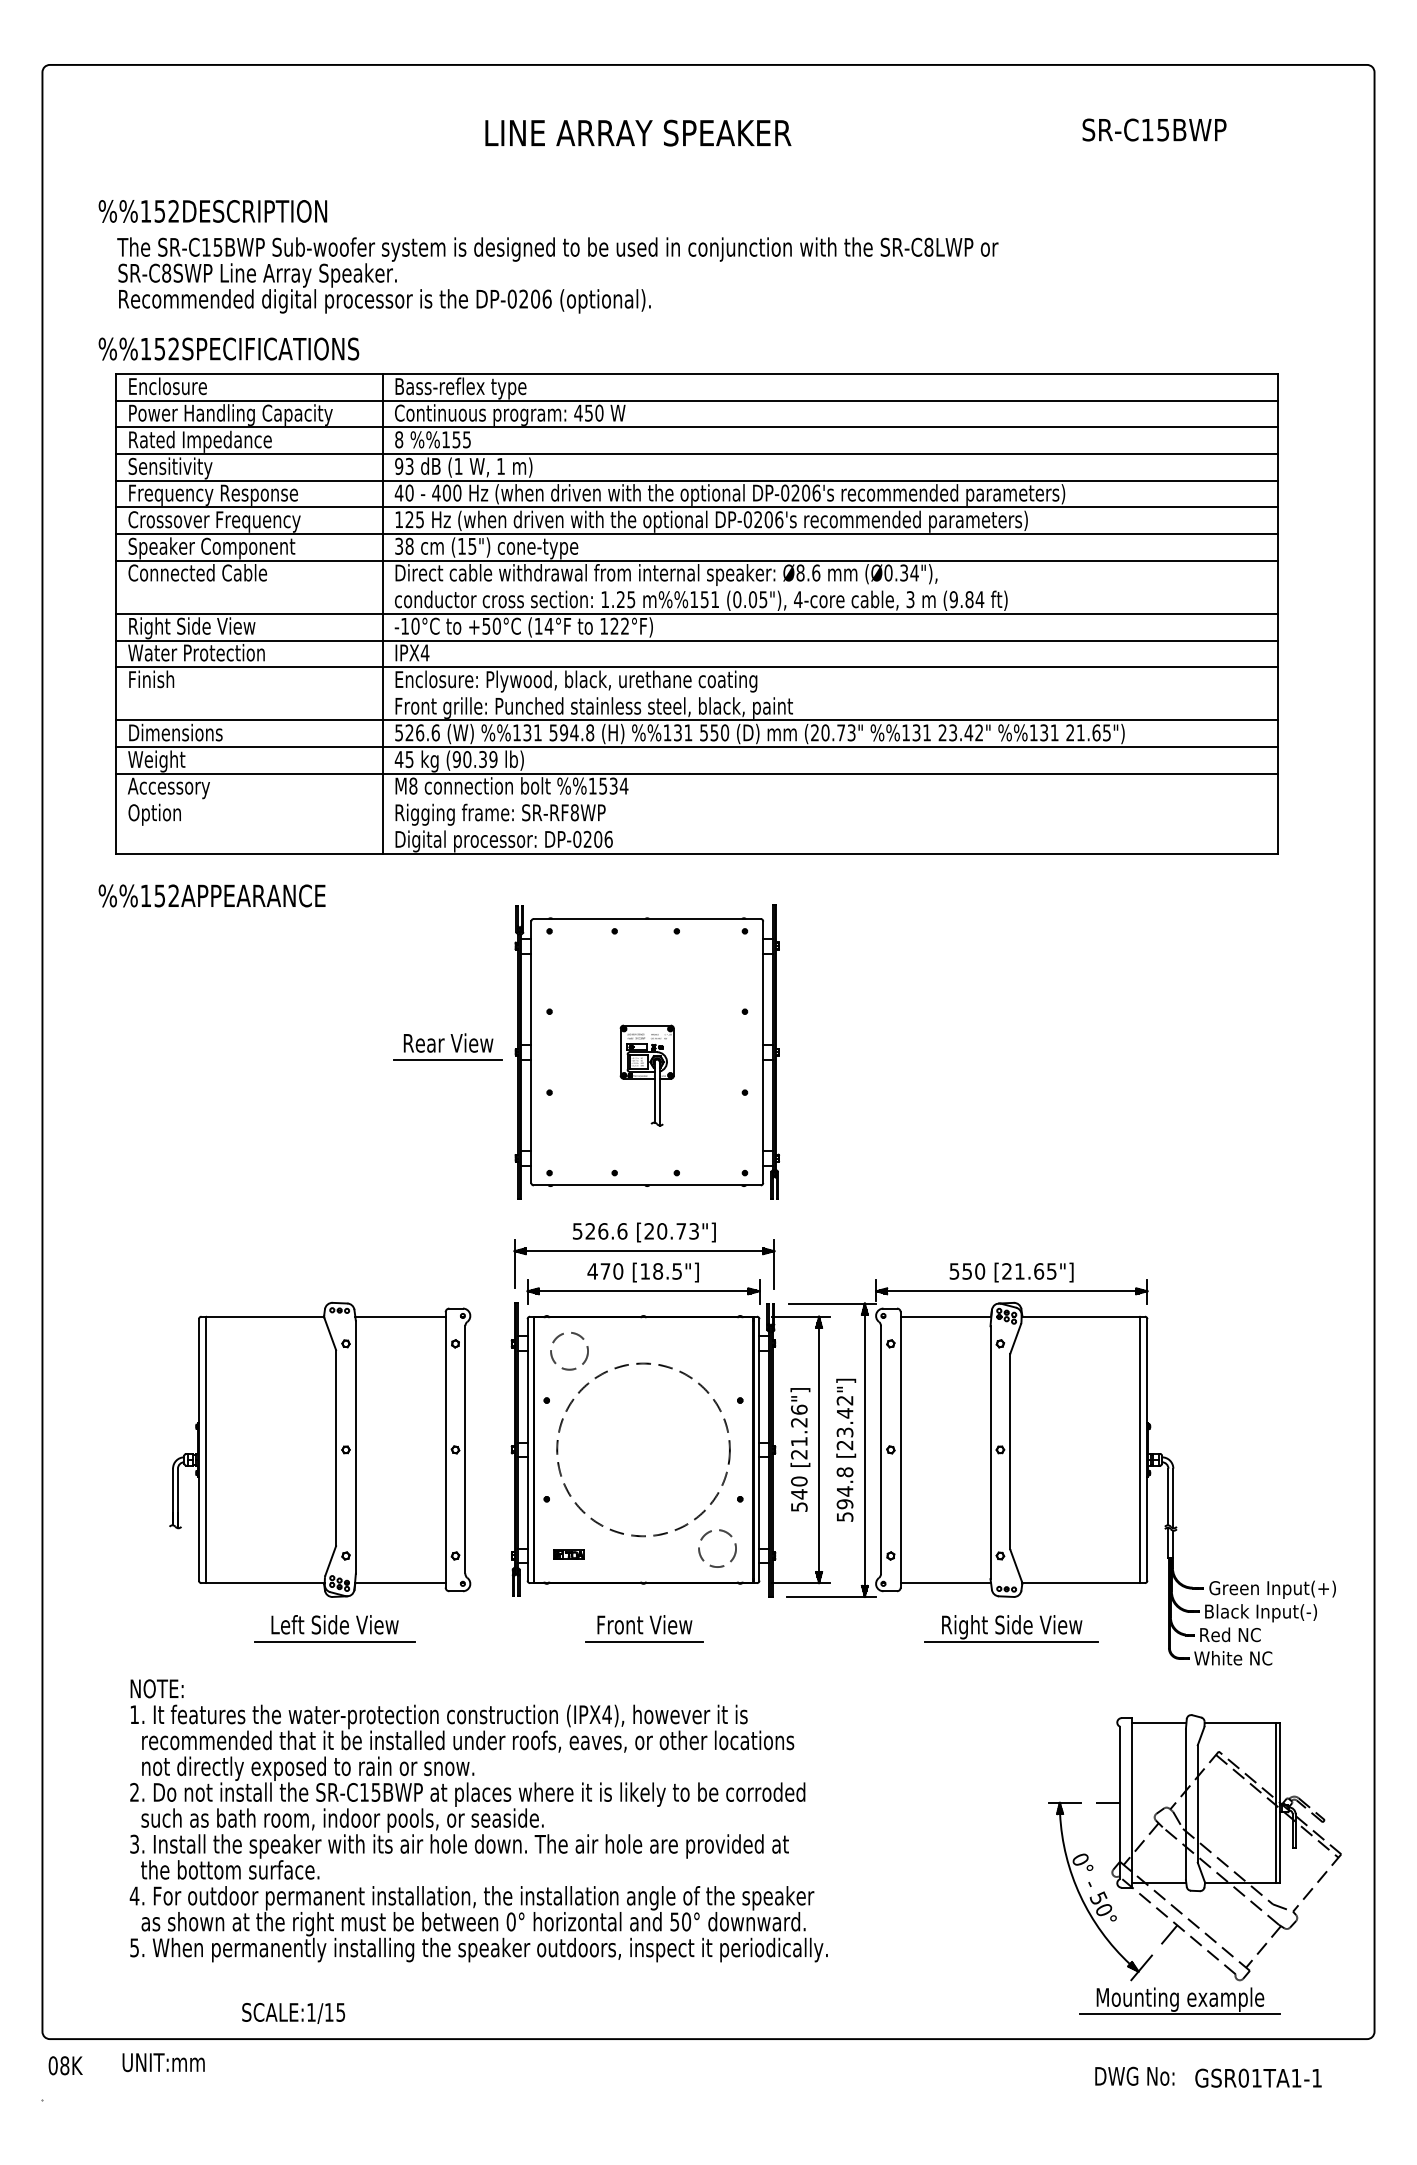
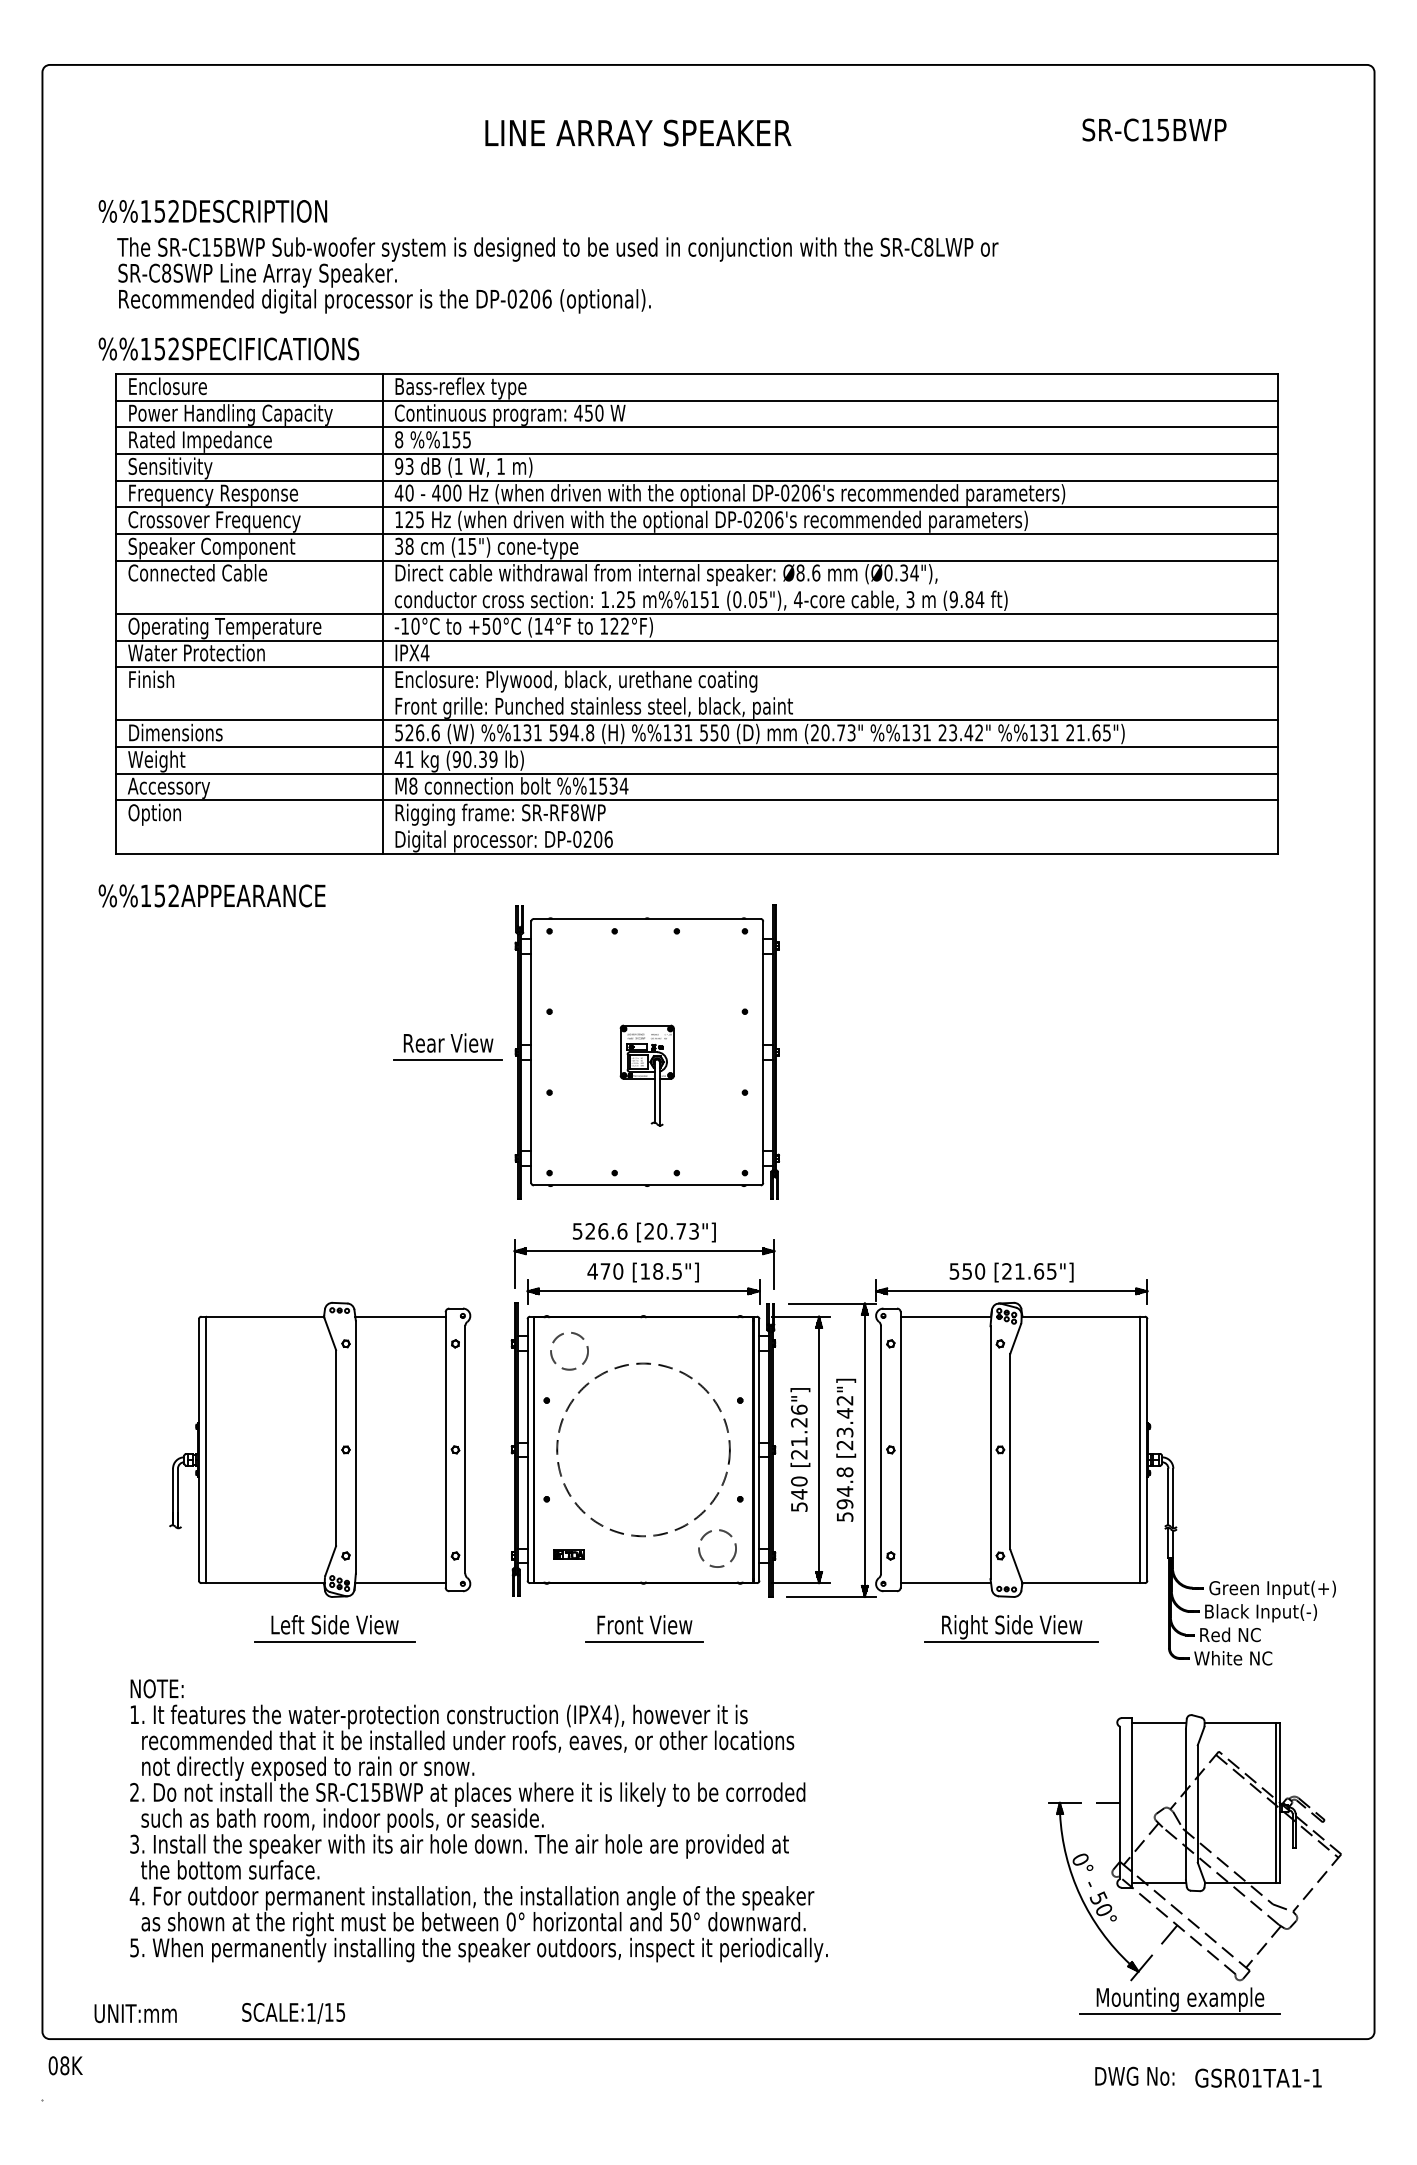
text: Right Side View -> Operating Temperature (224, 628)
text: 45 -> 41 (409, 759)
line: none -> present (697, 800)
text position: (163, 2062) -> (135, 2013) (135, 2013)
